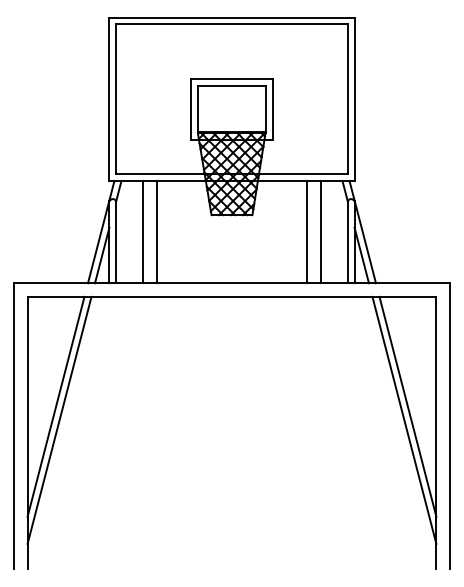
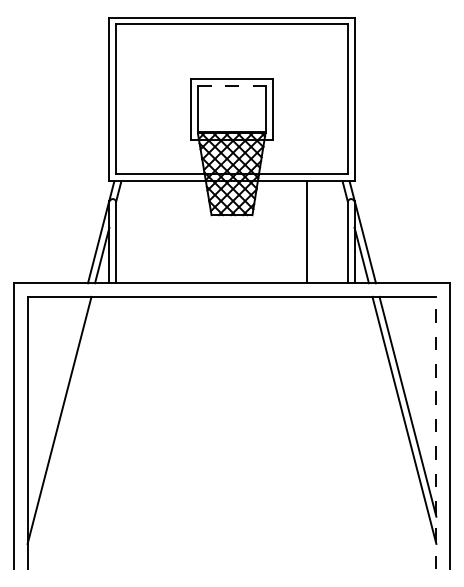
line: solid -> dashed (232, 85)
line: present -> none (143, 232)
line: present -> none (157, 232)
line: present -> none (320, 232)
line: present -> none (55, 406)
line: solid -> dashed (436, 432)
